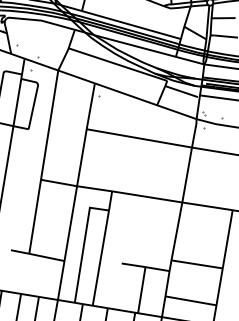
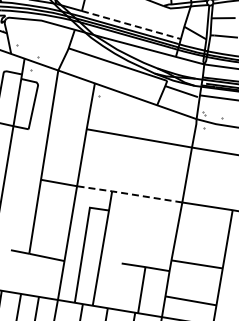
line: solid -> dashed (131, 25)
line: solid -> dashed (128, 194)
